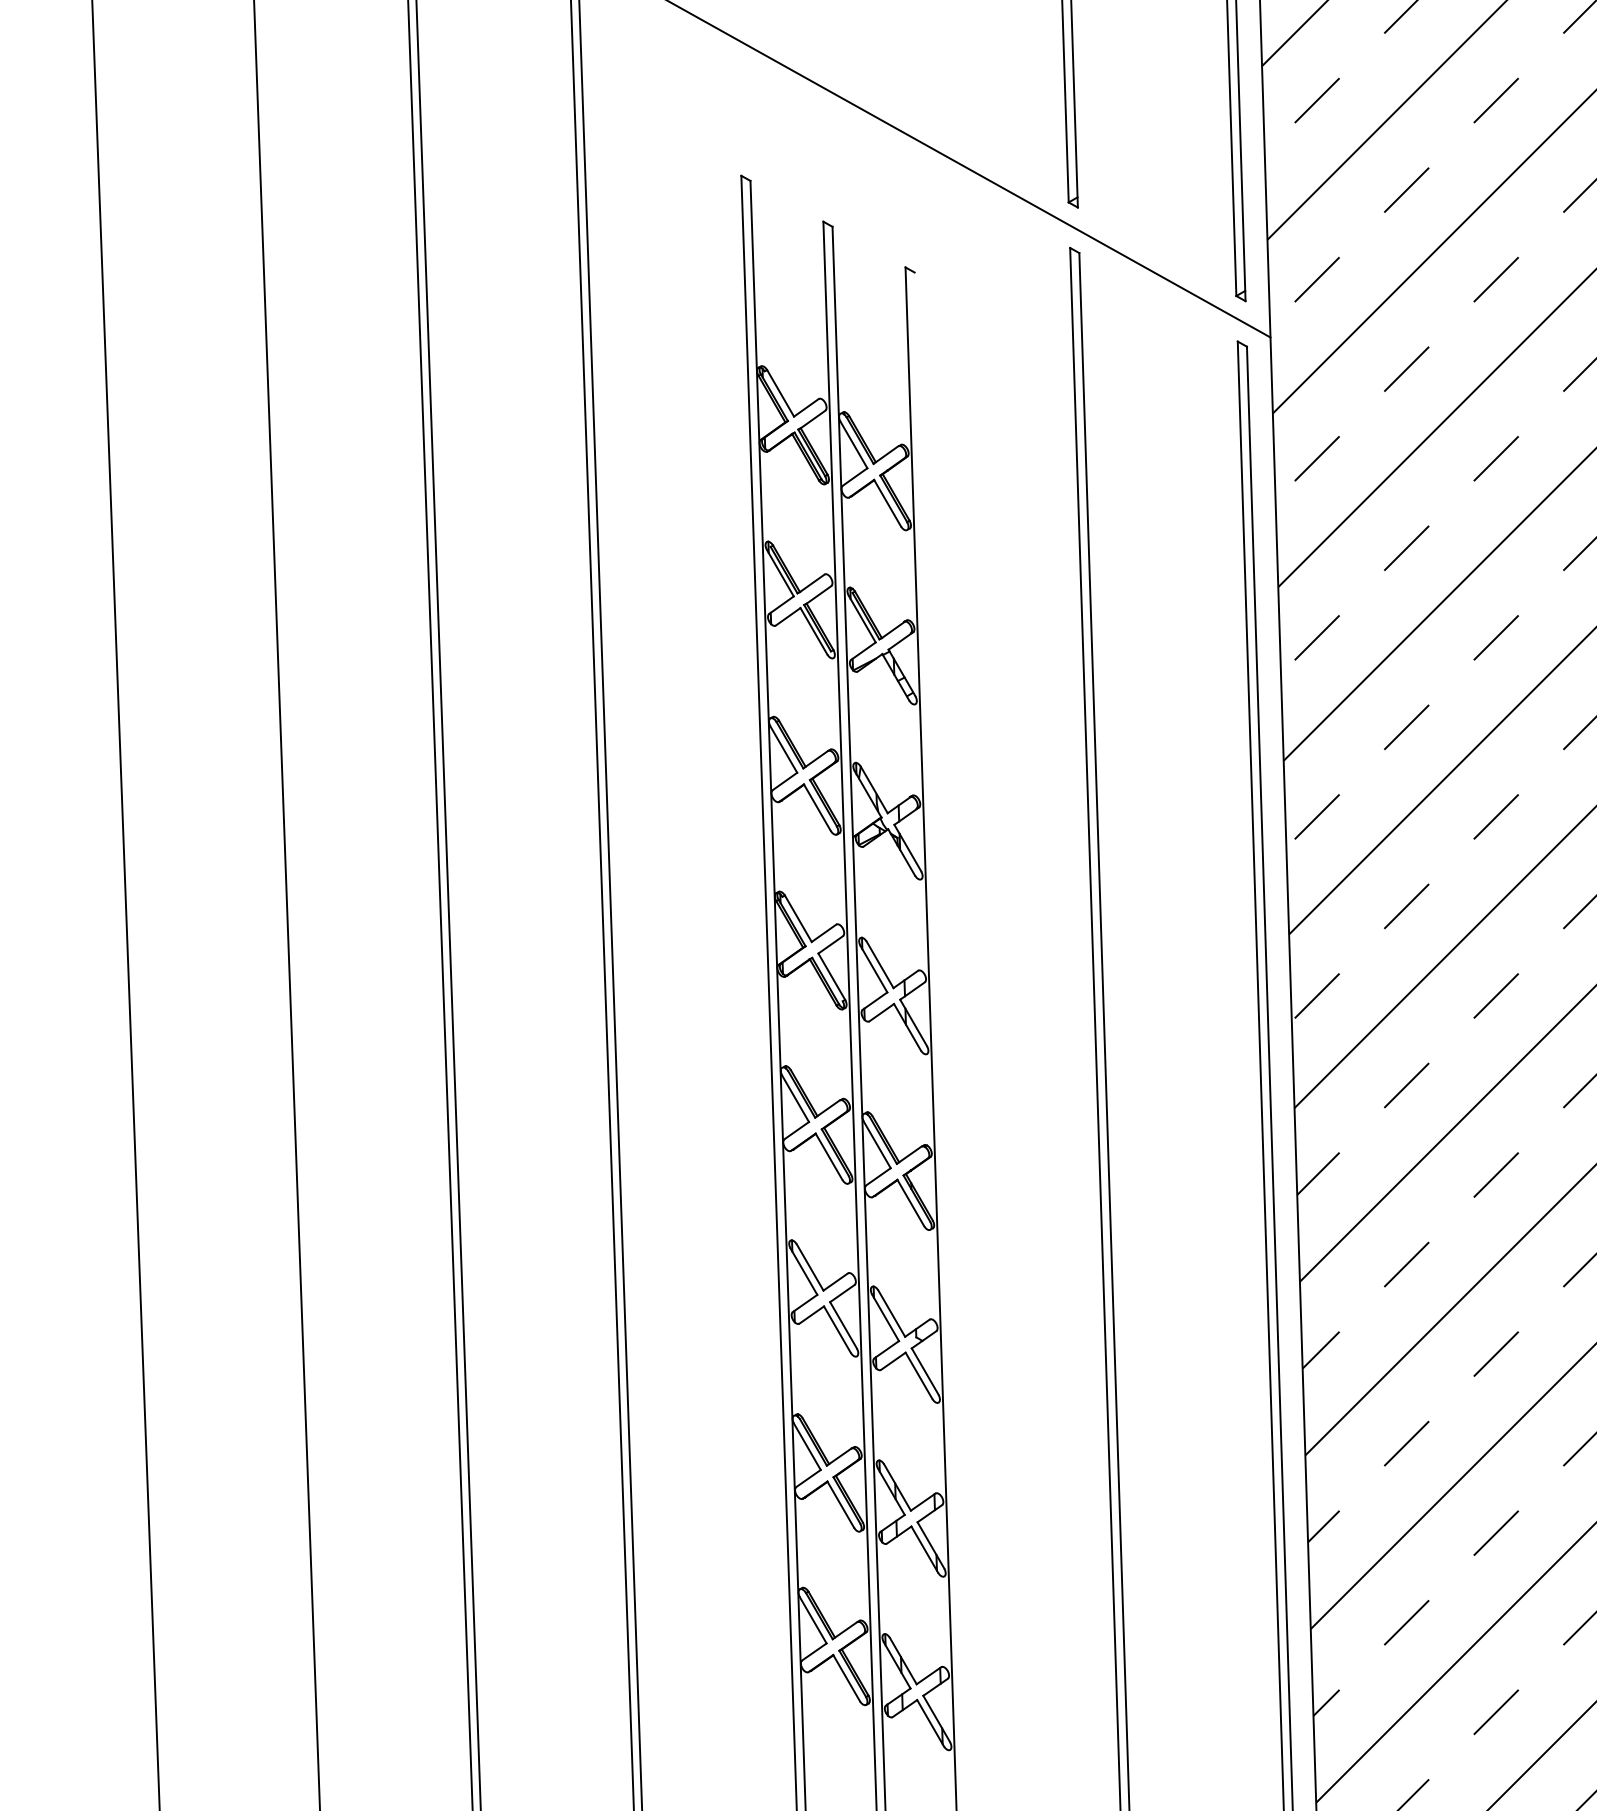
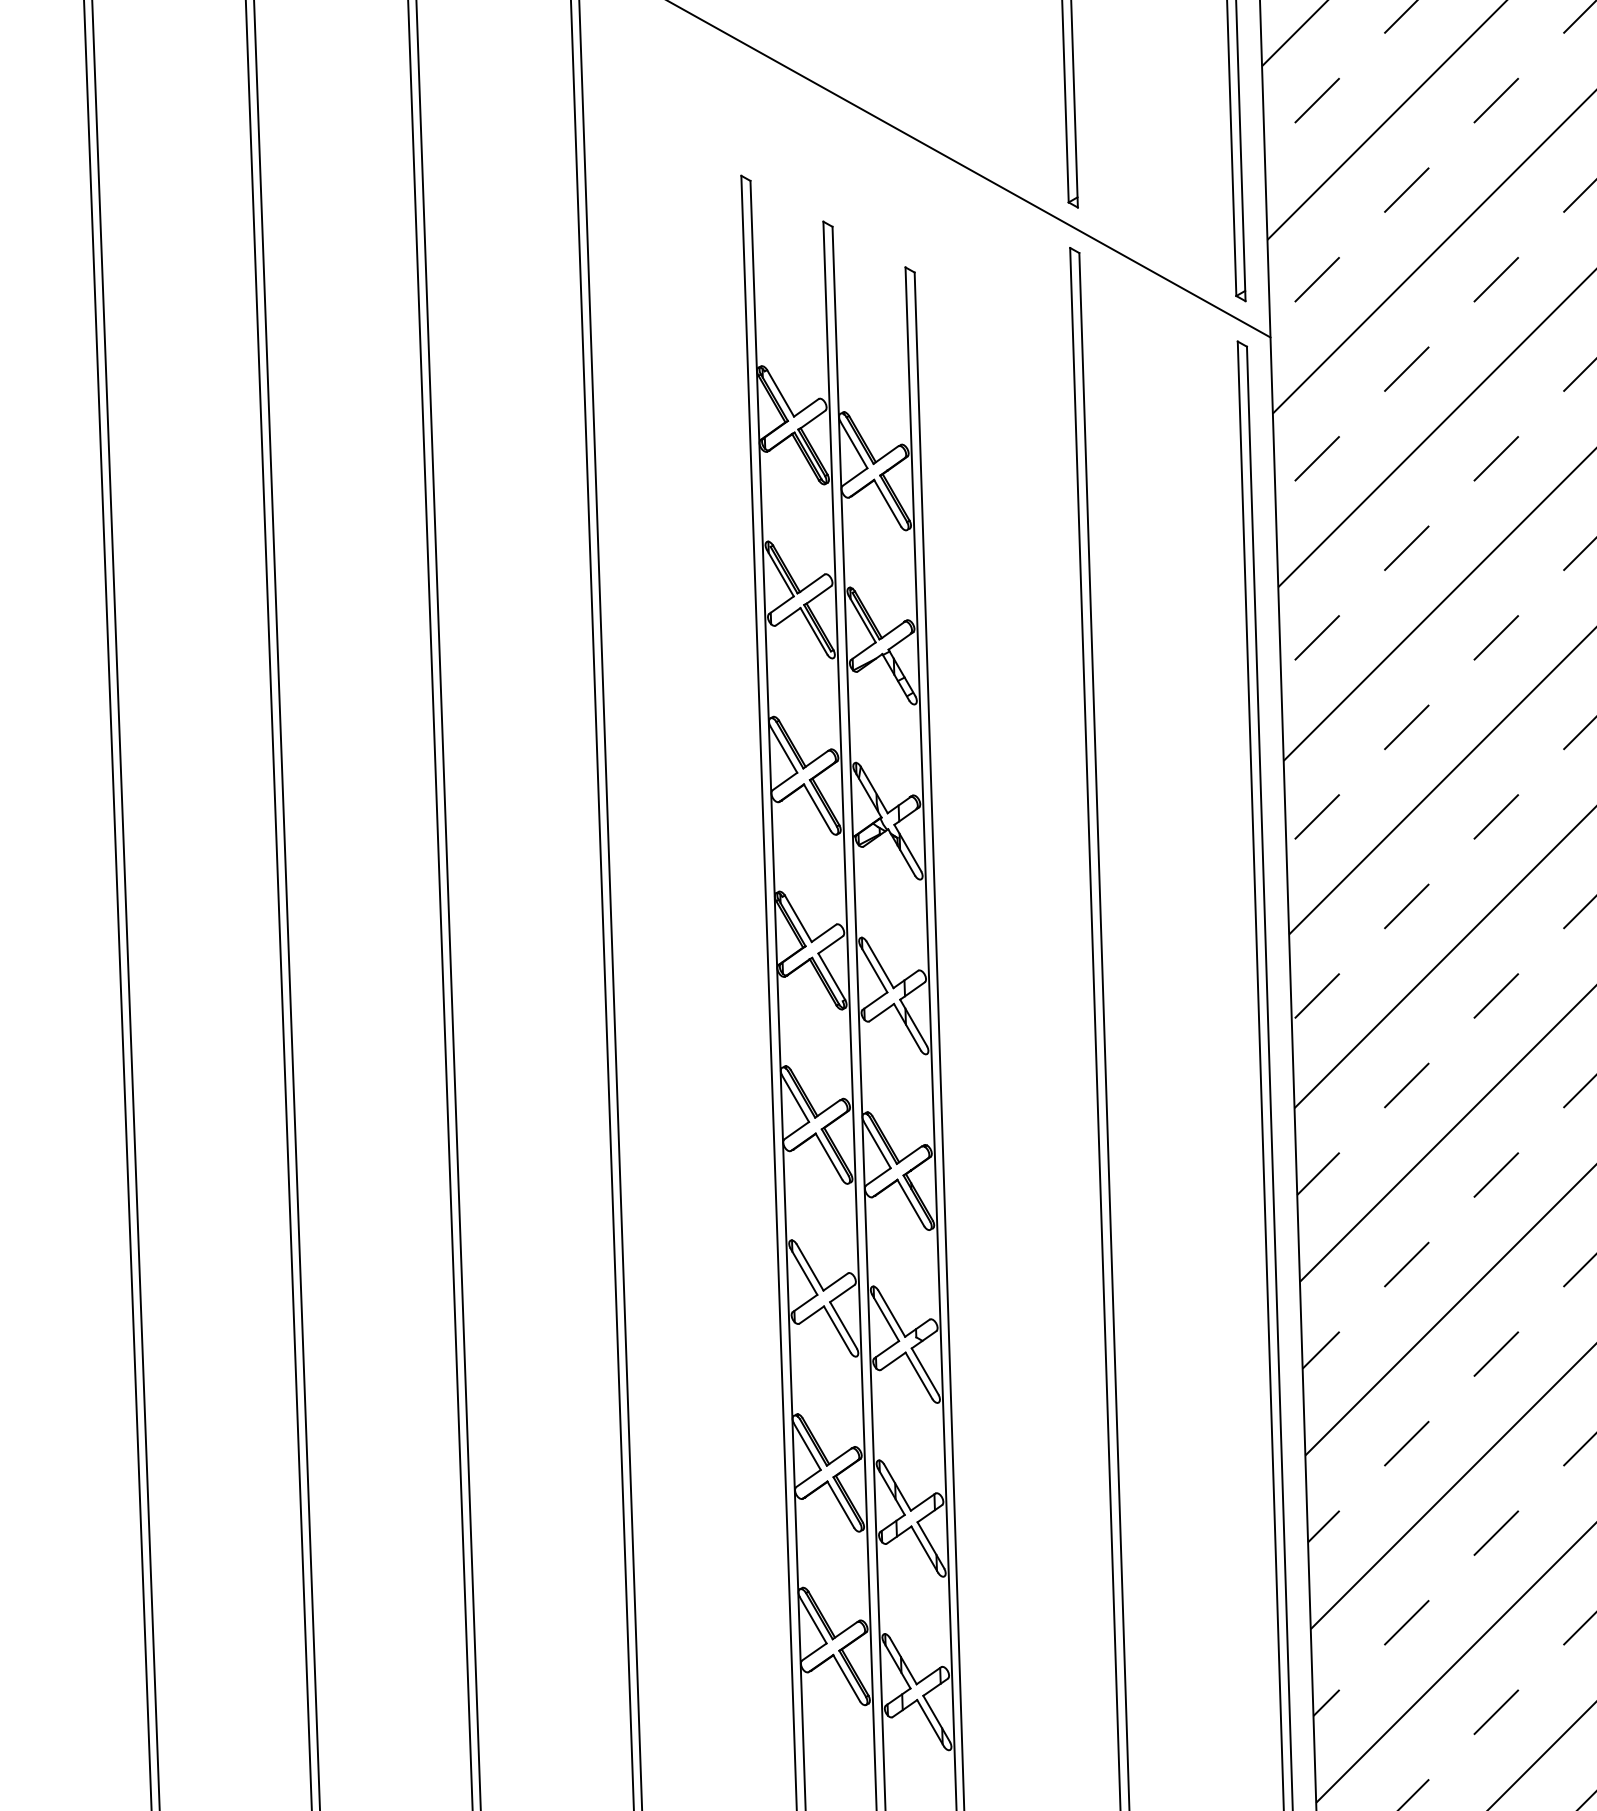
line: none -> present (117, 904)
line: none -> present (278, 904)
line: none -> present (939, 1039)
